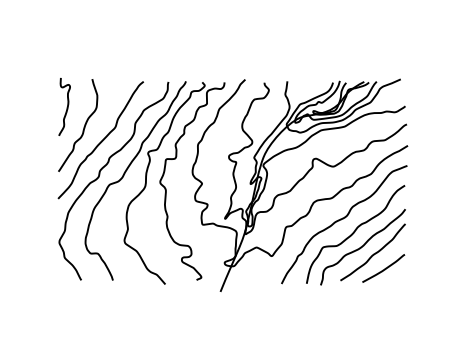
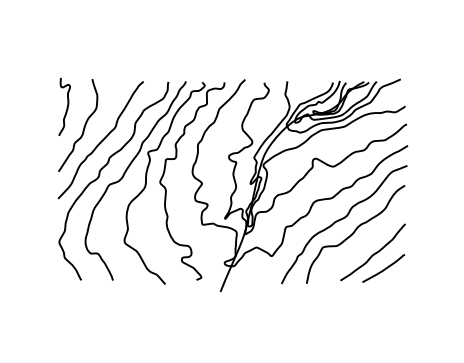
curve: present -> none (362, 247)
